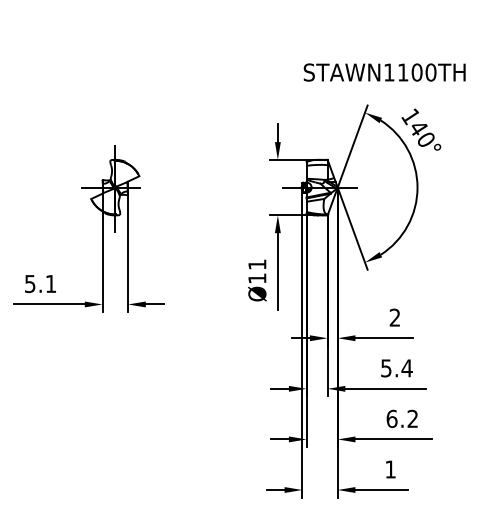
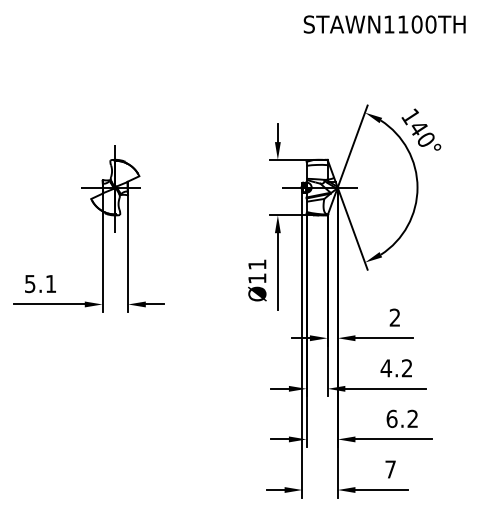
text position: (384, 72) -> (384, 24) (384, 24)
text: 5.4 -> 4.2 (396, 368)
text: 1 -> 7 (390, 469)
